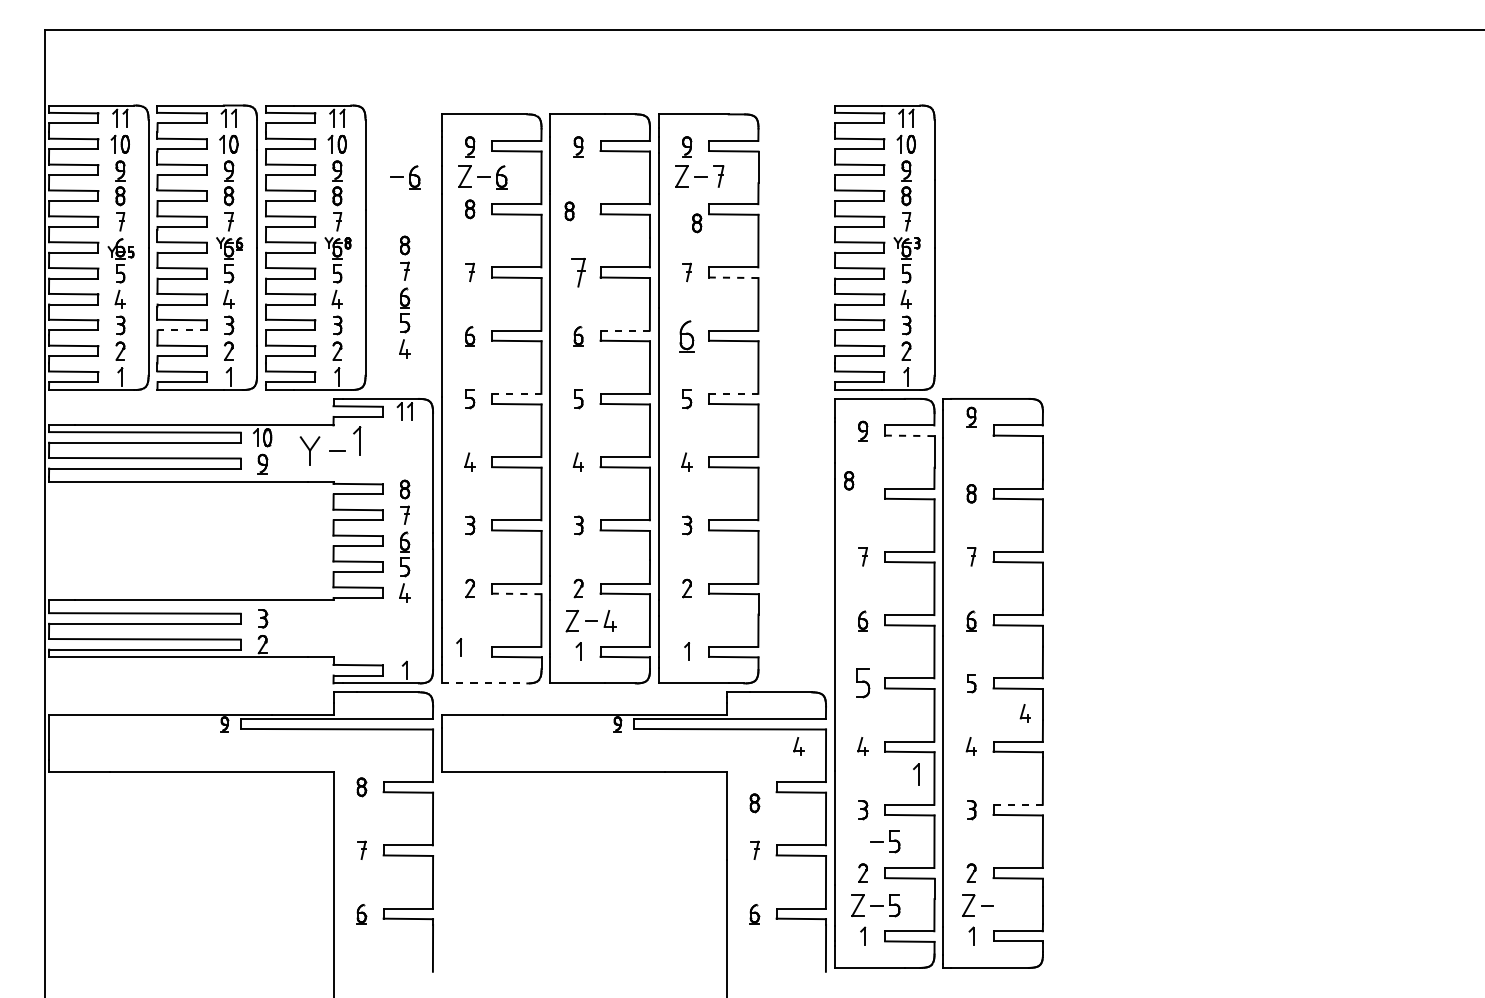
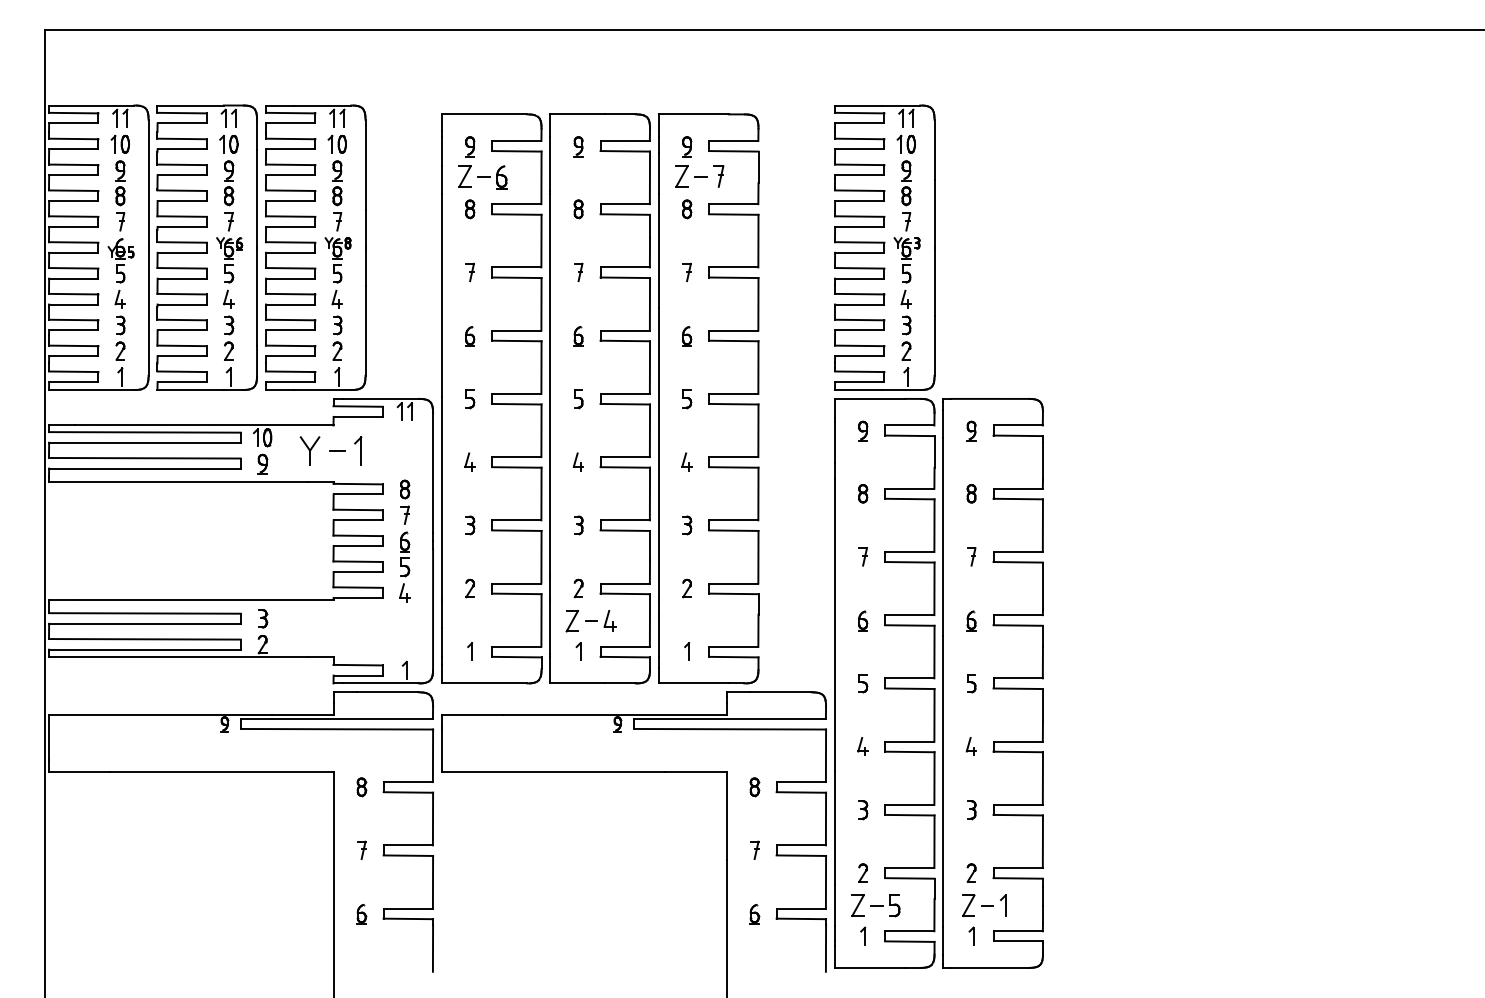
part: present -> none (405, 177)
part position: (569, 211) -> (578, 209) (578, 209)
part position: (697, 223) -> (687, 209) (687, 209)
part size: 15x30 px -> 10x20 px (578, 271)
line: dashed -> solid (733, 277)
part: present -> none (404, 296)
line: dashed -> solid (182, 330)
line: dashed -> solid (625, 330)
part size: 16x33 px -> 11x21 px (687, 336)
line: dashed -> solid (516, 393)
line: dashed -> solid (733, 393)
part position: (971, 416) -> (971, 430) (971, 430)
line: dashed -> solid (909, 435)
part position: (357, 440) -> (358, 450) (358, 450)
part position: (849, 480) -> (863, 493) (863, 493)
line: dashed -> solid (516, 593)
part position: (459, 647) -> (470, 651) (470, 651)
line: dashed -> solid (484, 683)
part size: 15x31 px -> 11x20 px (863, 683)
part: present -> none (1024, 713)
part: present -> none (798, 746)
part position: (916, 774) -> (1003, 905) (1003, 905)
part position: (754, 803) -> (754, 787) (754, 787)
line: dashed -> solid (1018, 804)
part: present -> none (885, 841)
